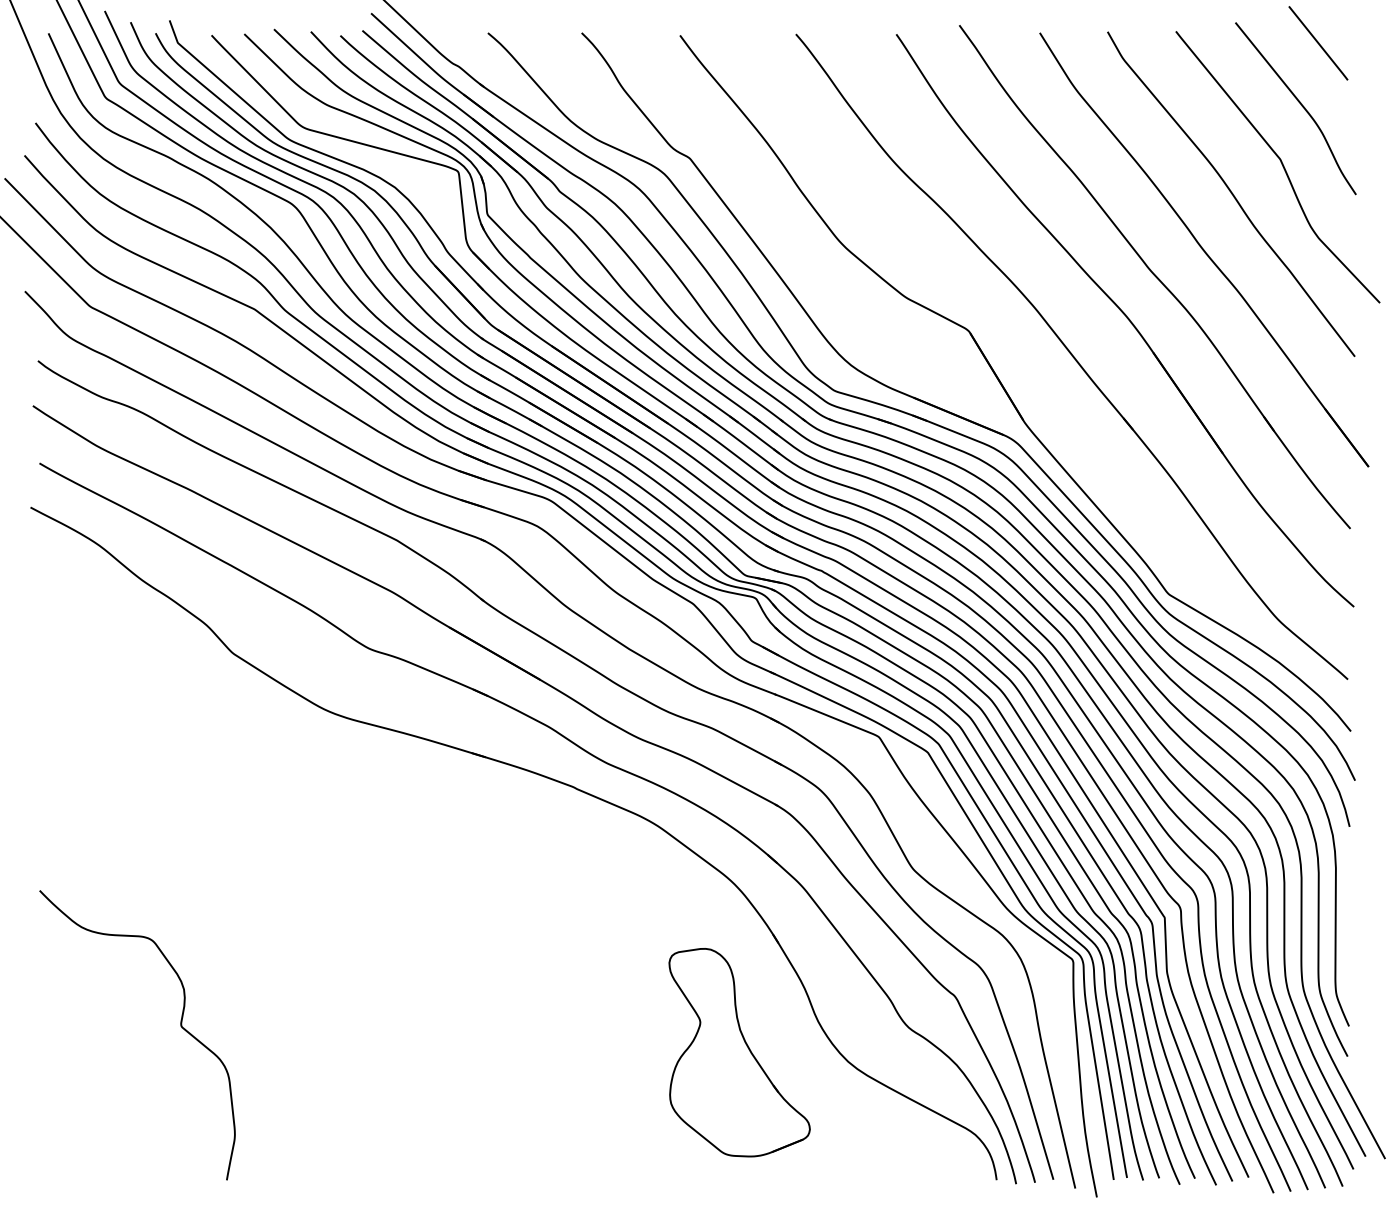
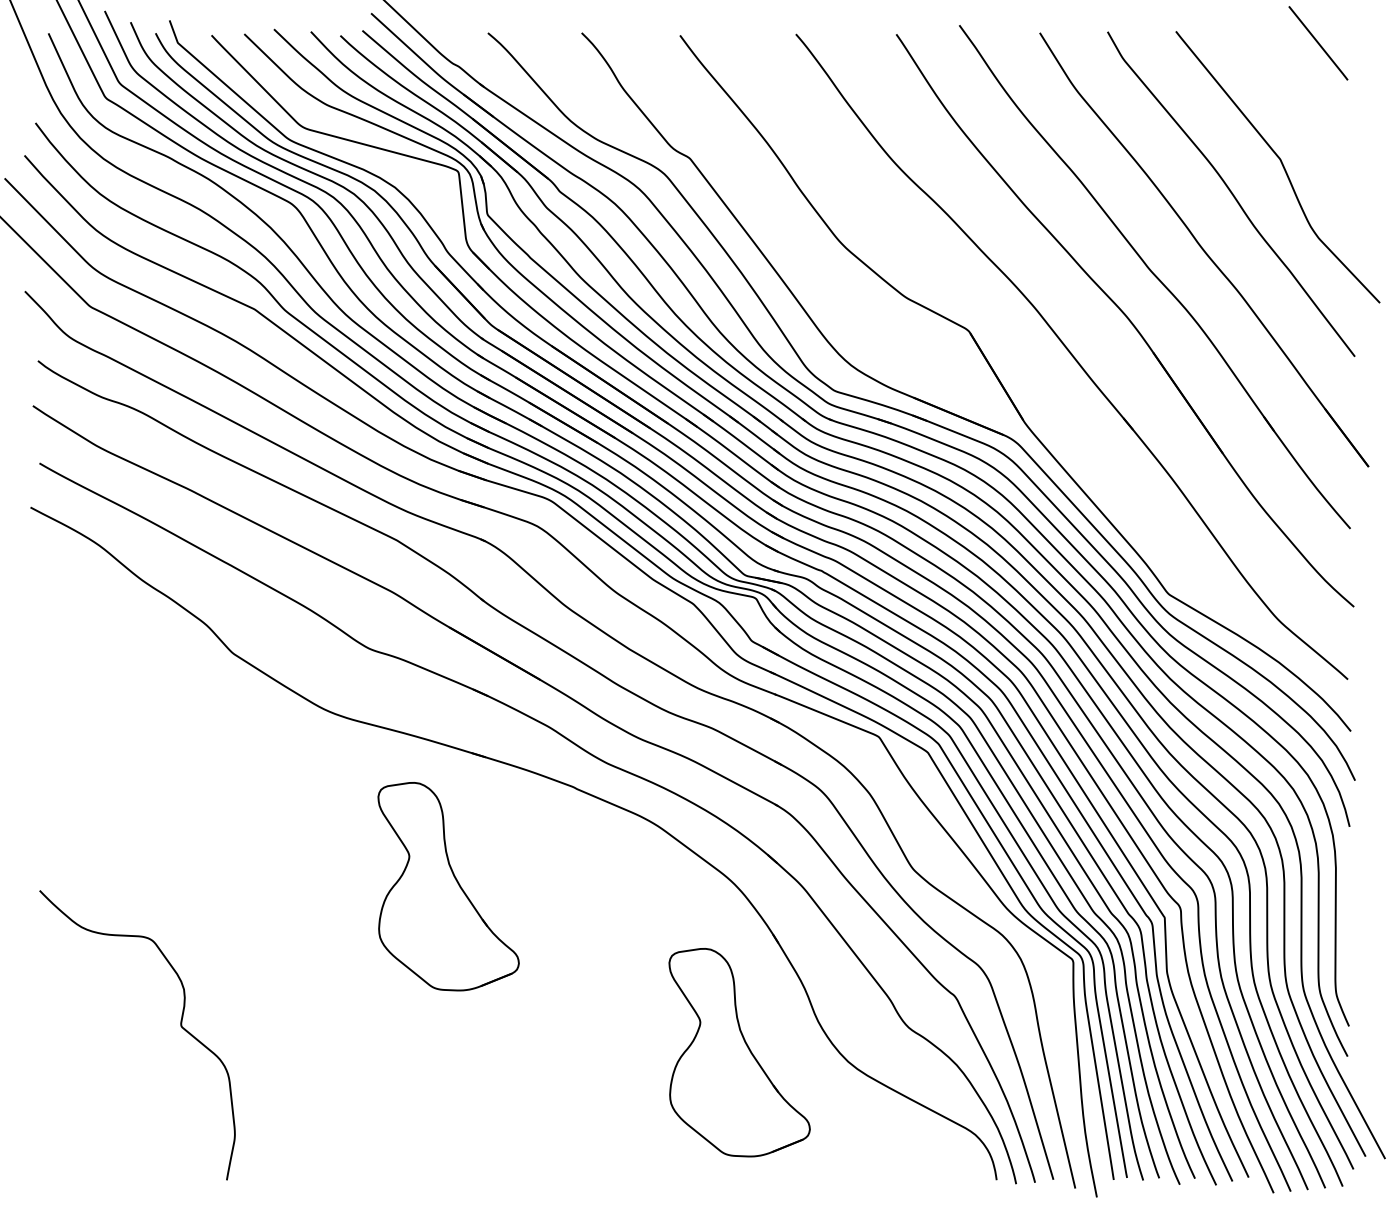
curve: present -> none (1301, 106)
part: none -> present (448, 886)
